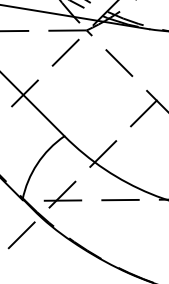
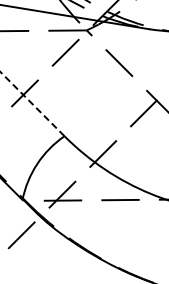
line: solid -> dashed (32, 103)
